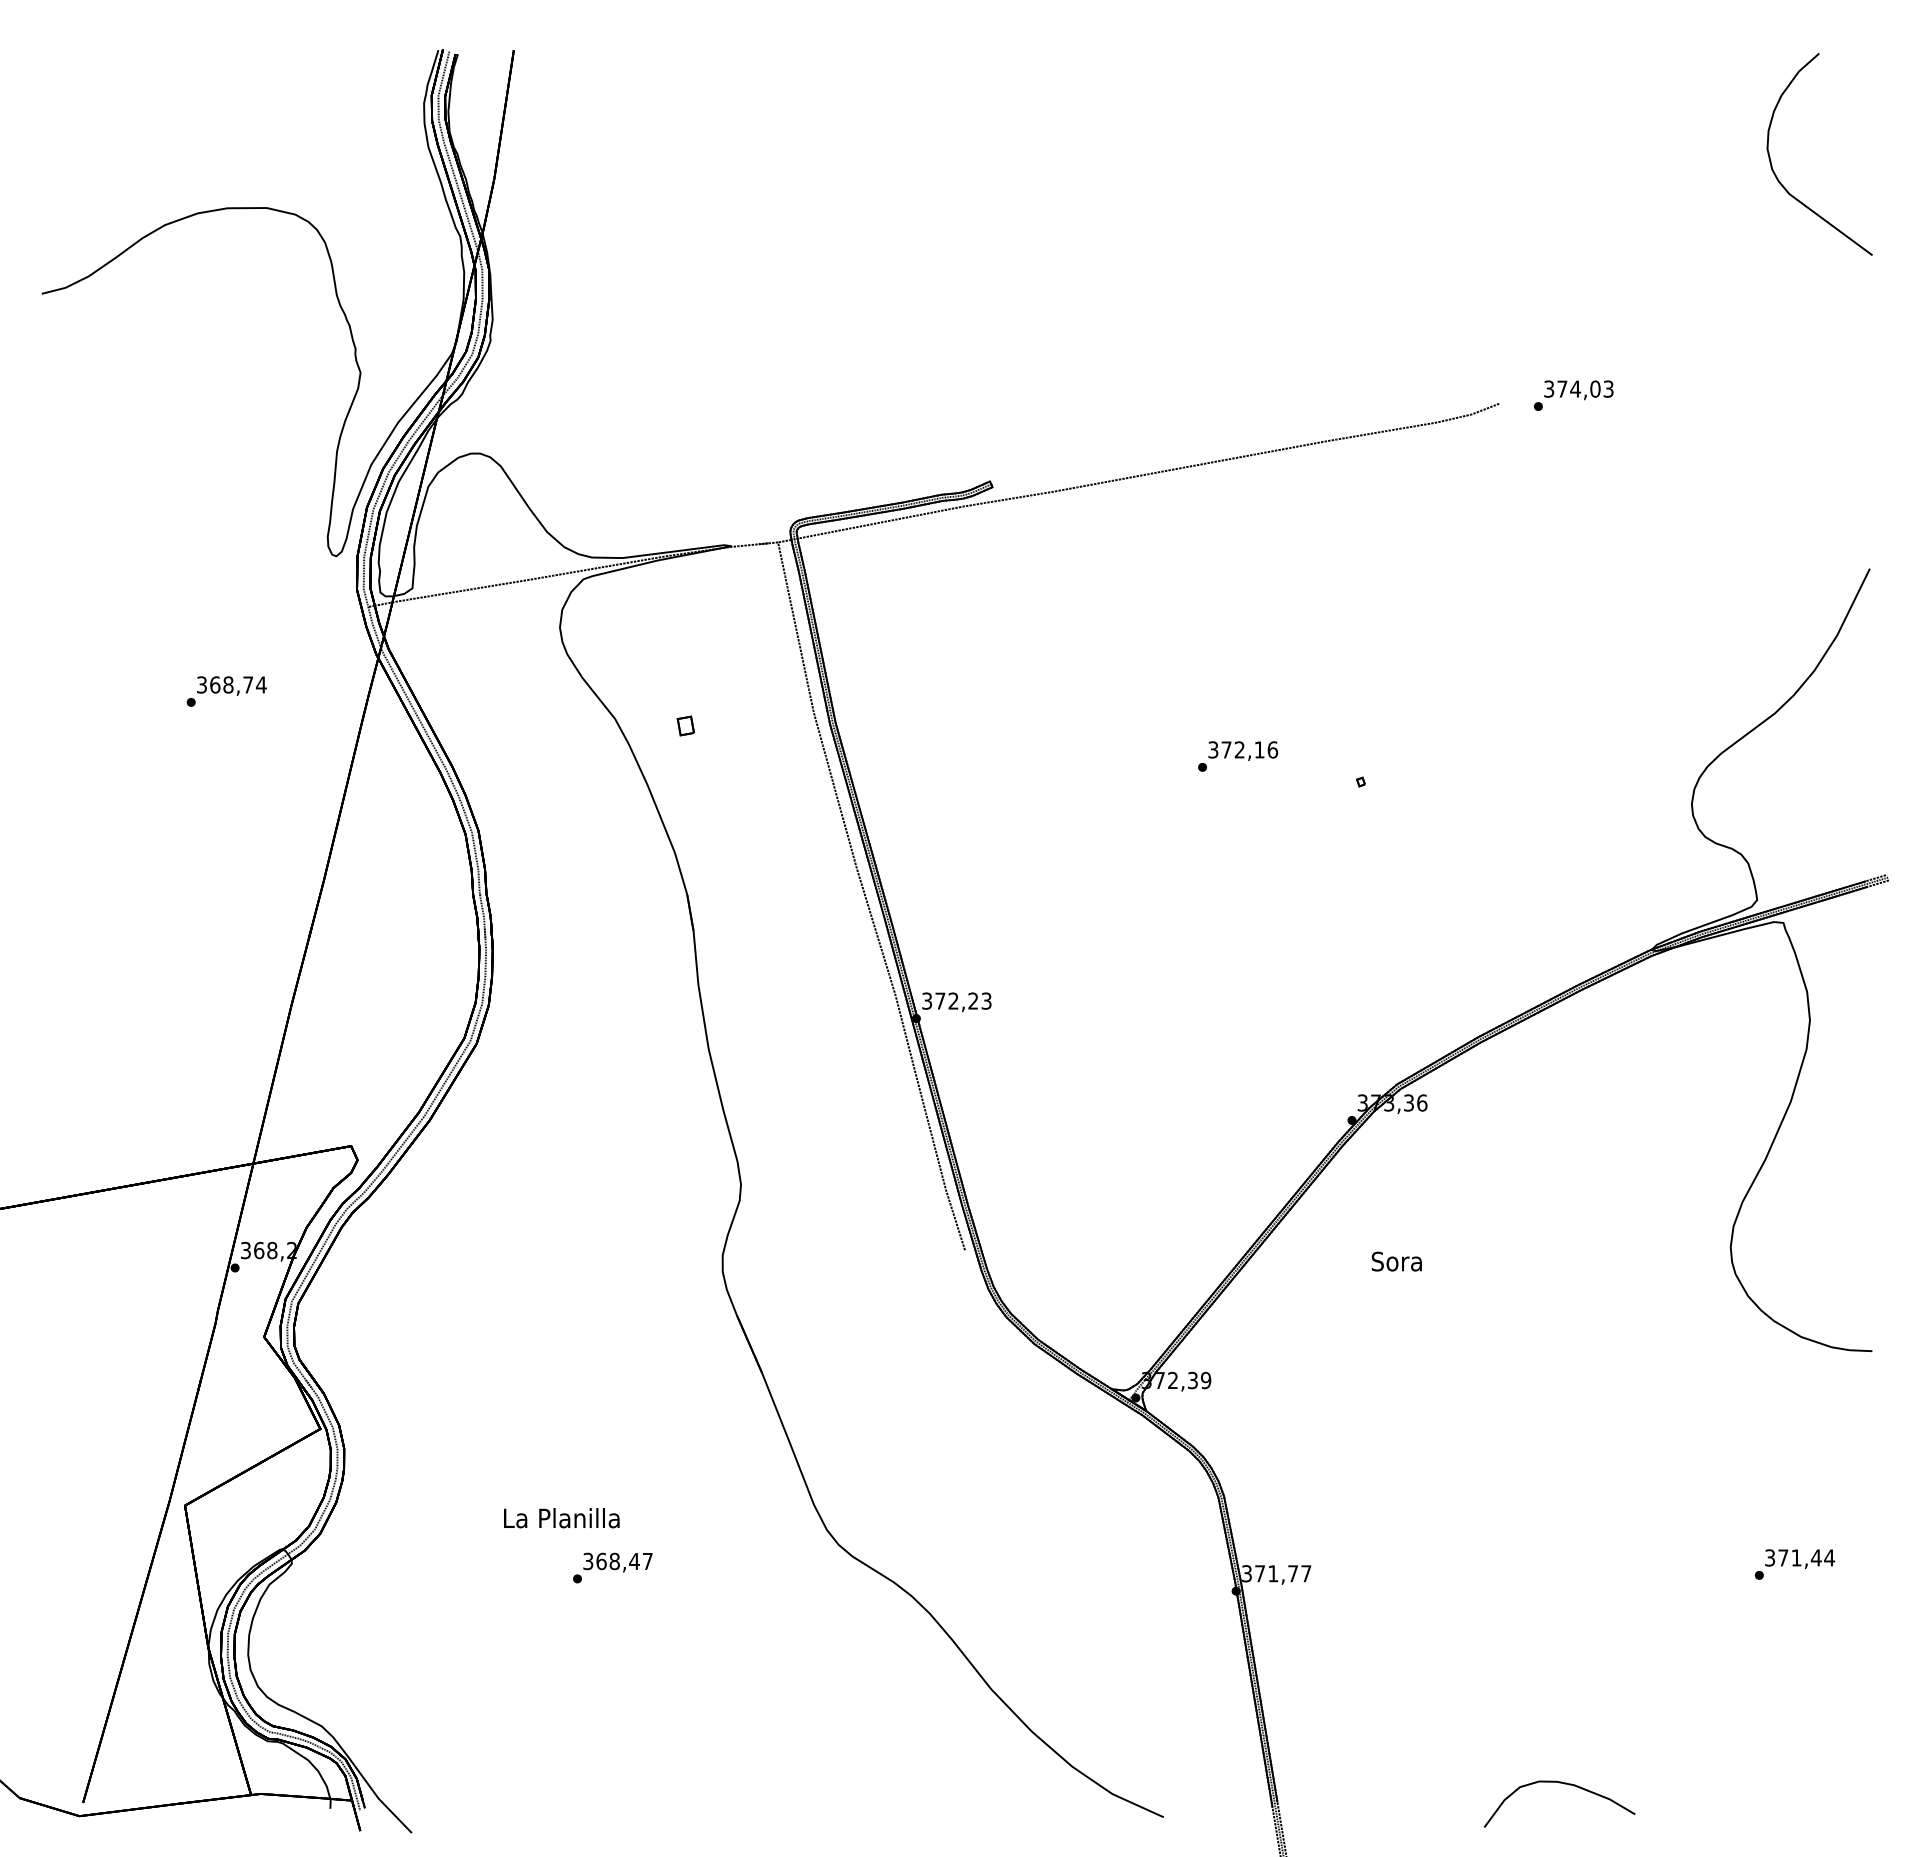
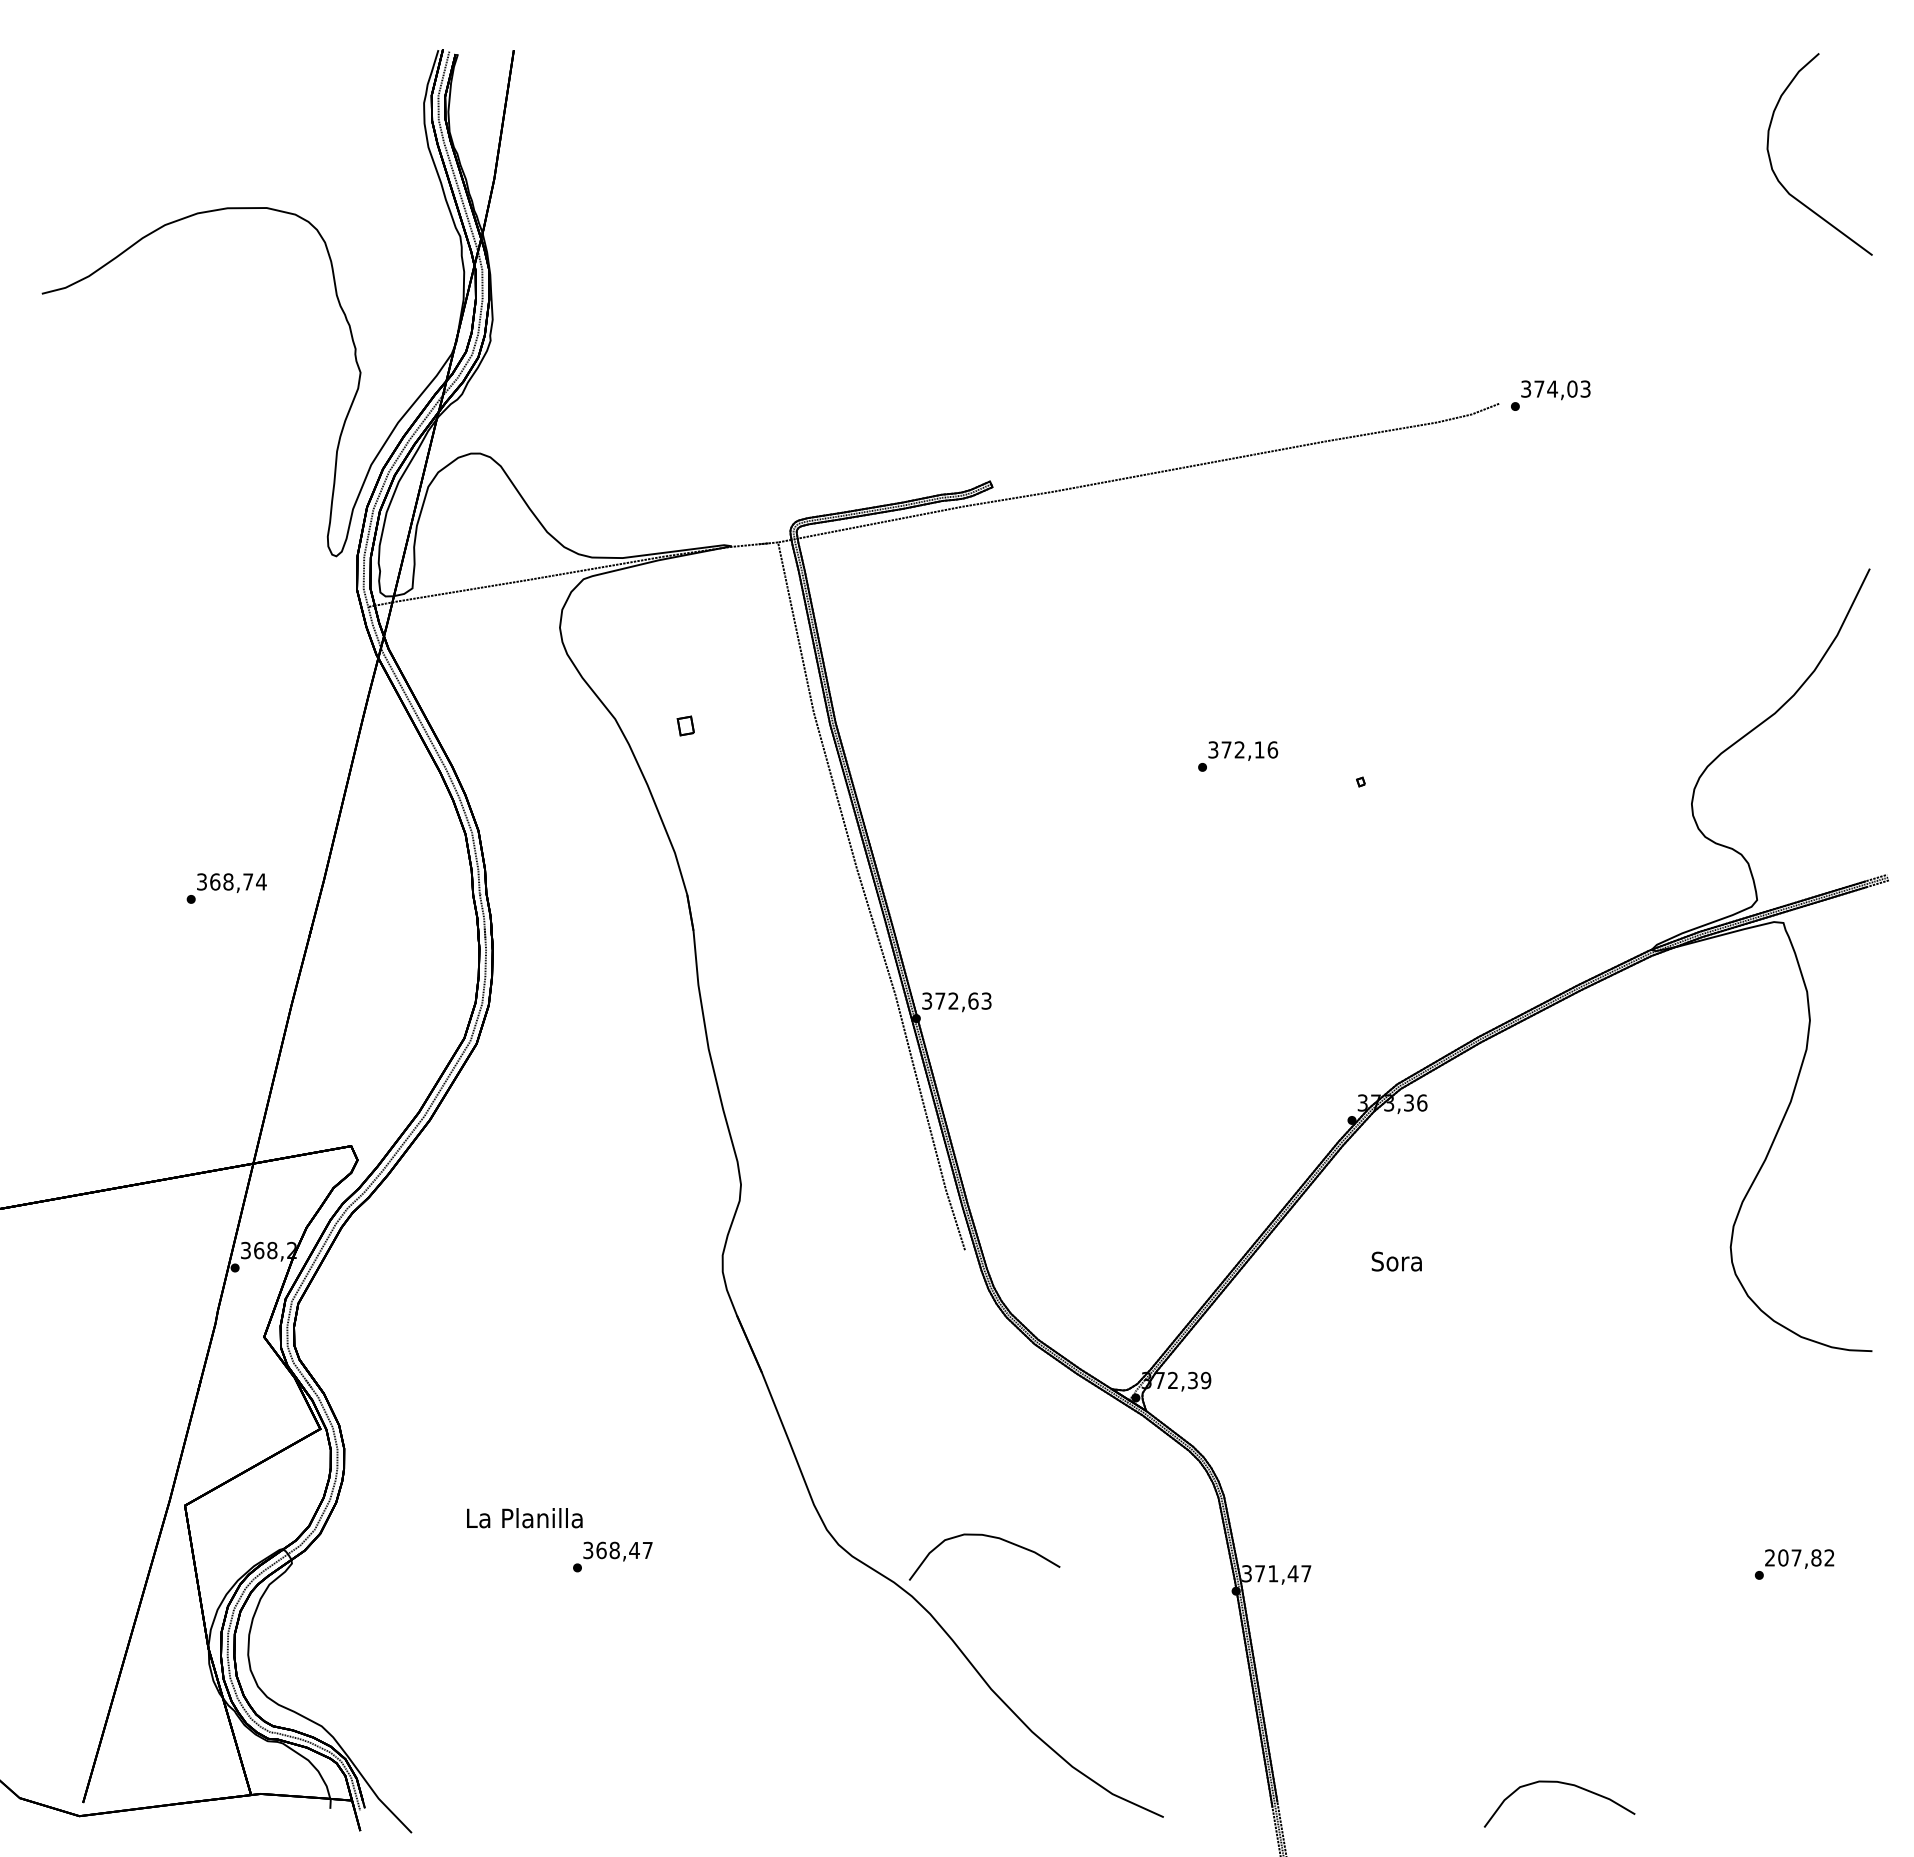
text position: (1573, 395) -> (1550, 395) (1550, 395)
text position: (226, 691) -> (226, 888) (226, 888)
text: 372,23 -> 372,63 (973, 1000)
text position: (561, 1518) -> (524, 1518) (524, 1518)
curve: none -> present (989, 1537)
text: 371,44 -> 207,82 (1800, 1557)
text position: (612, 1567) -> (612, 1556) (612, 1556)
text: 371,77 -> 371,47 (1292, 1573)
